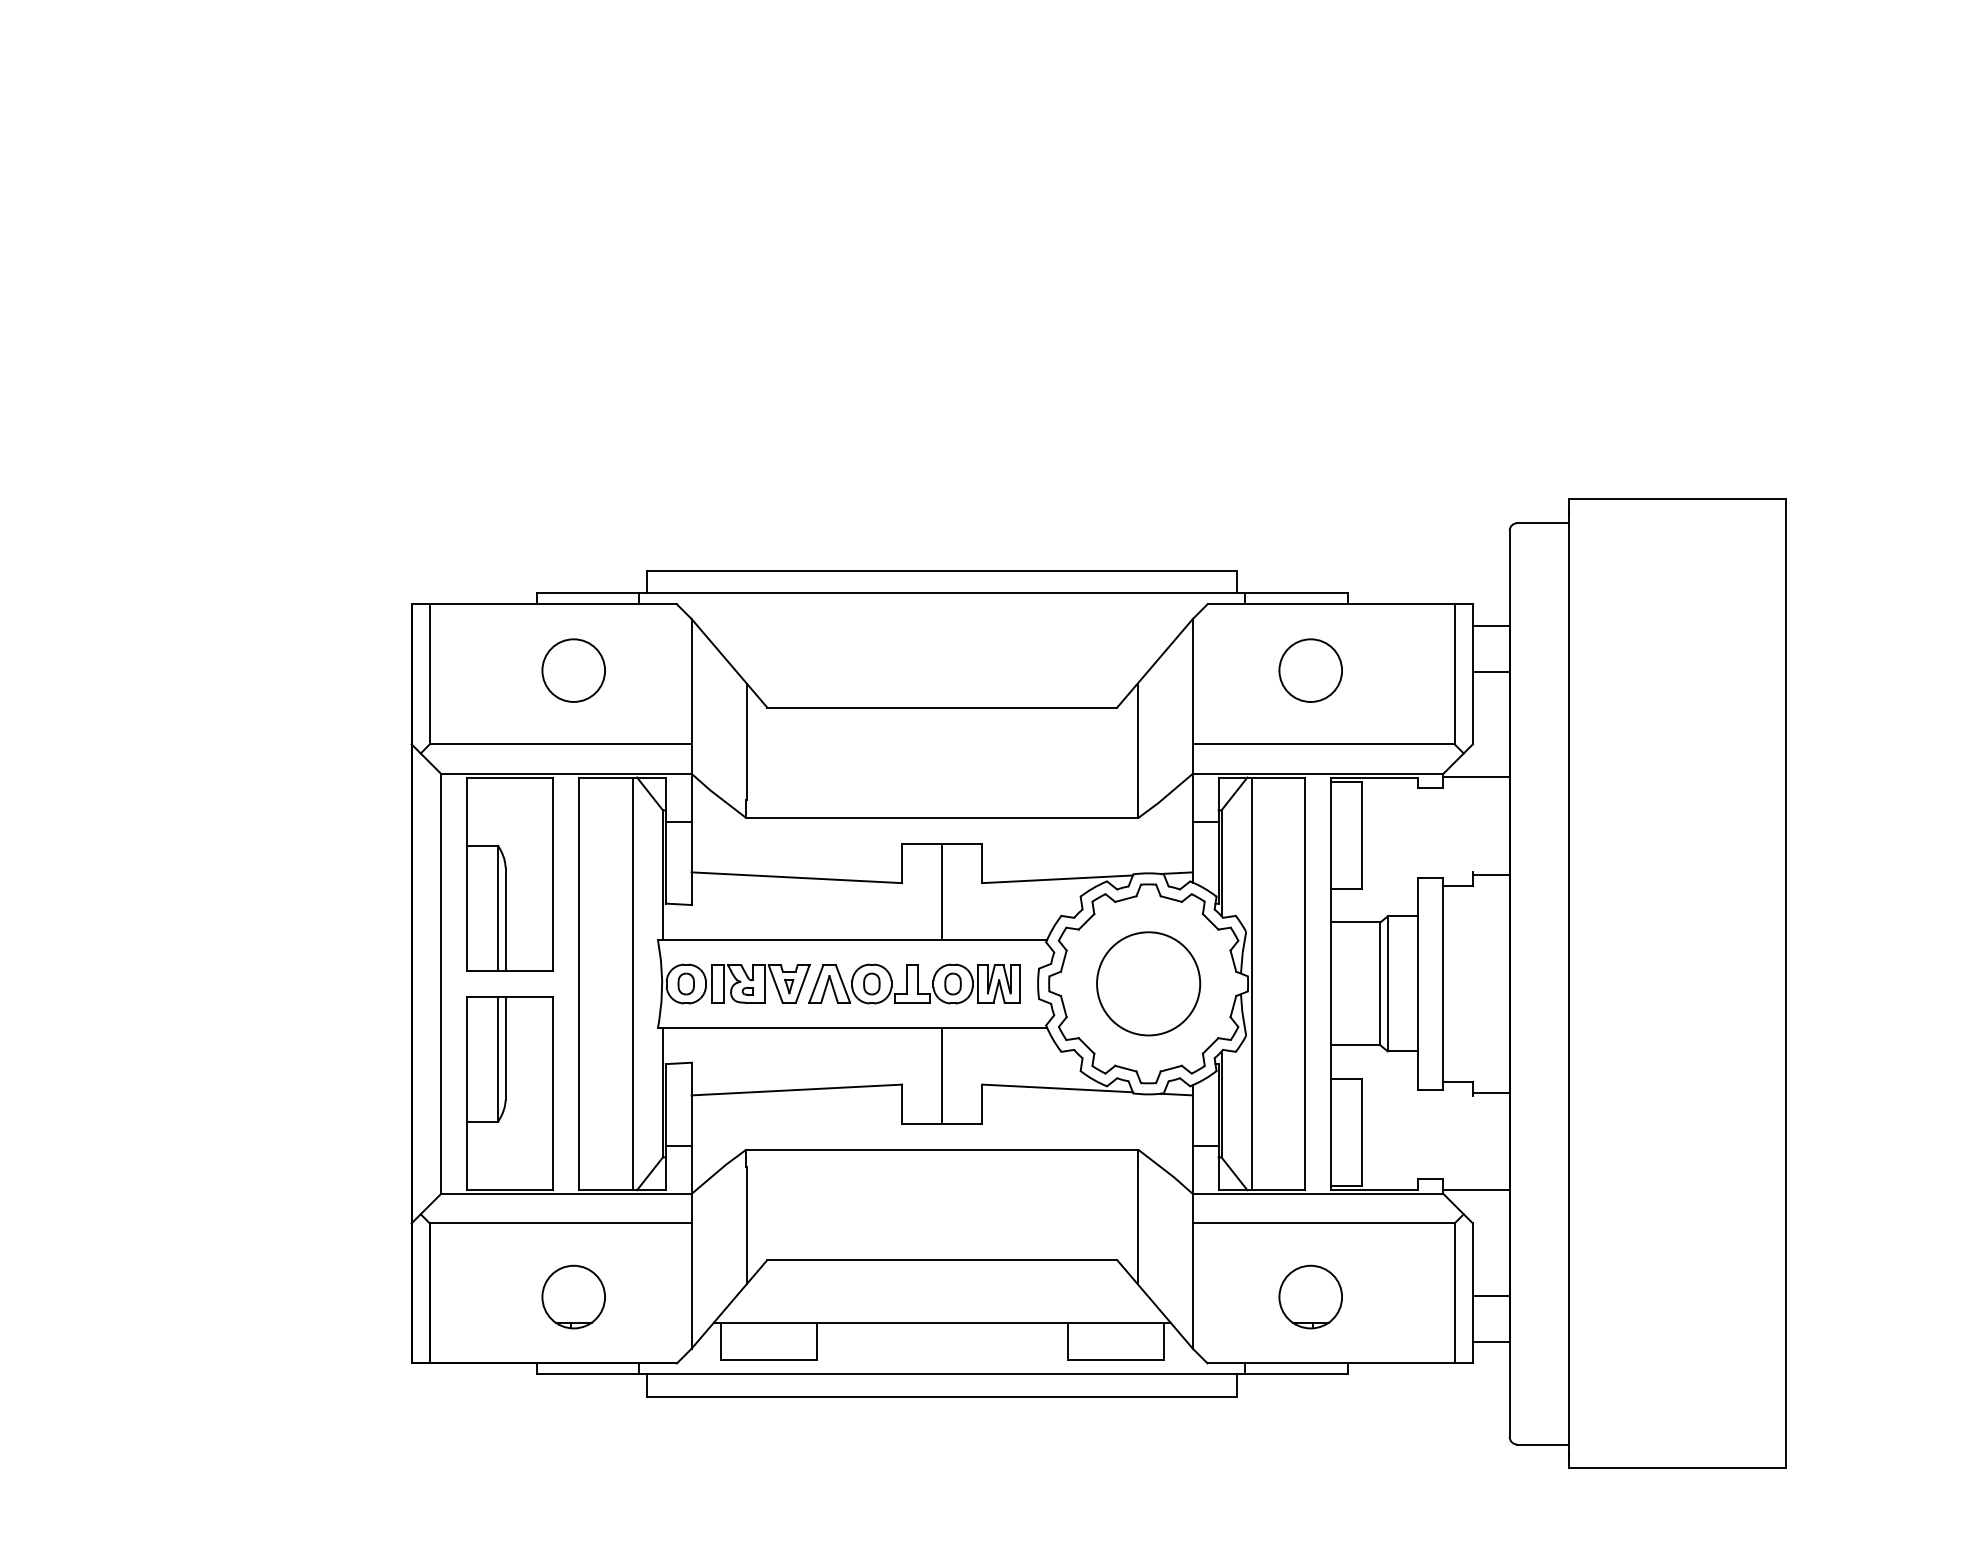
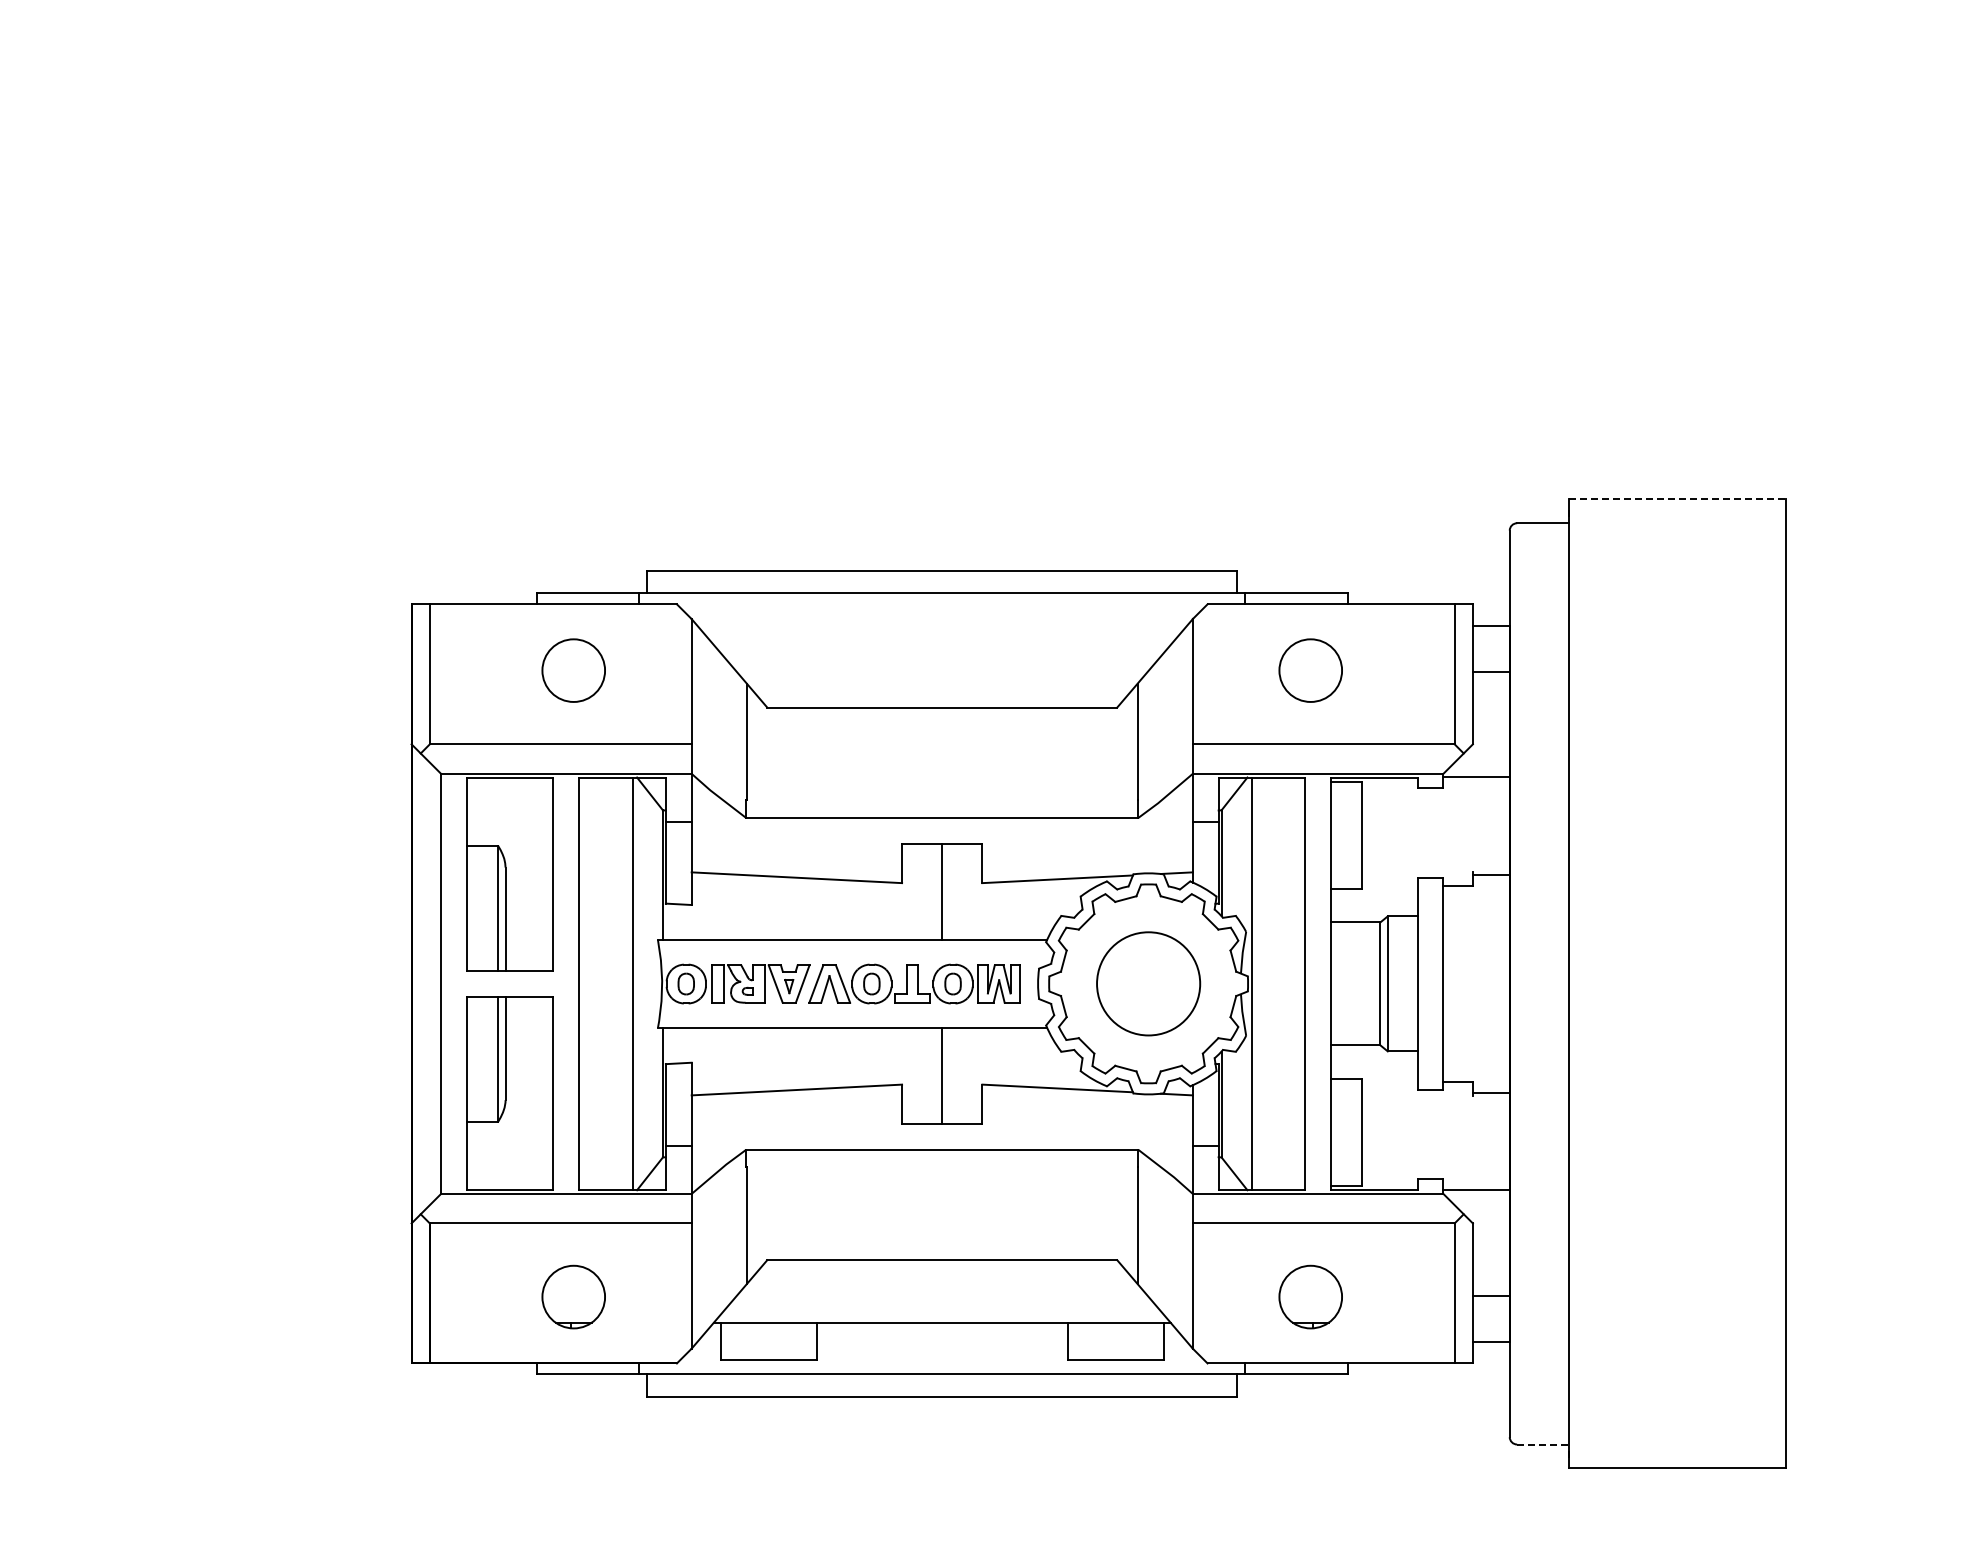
line: solid -> dashed (1677, 499)
line: solid -> dashed (1542, 1444)
